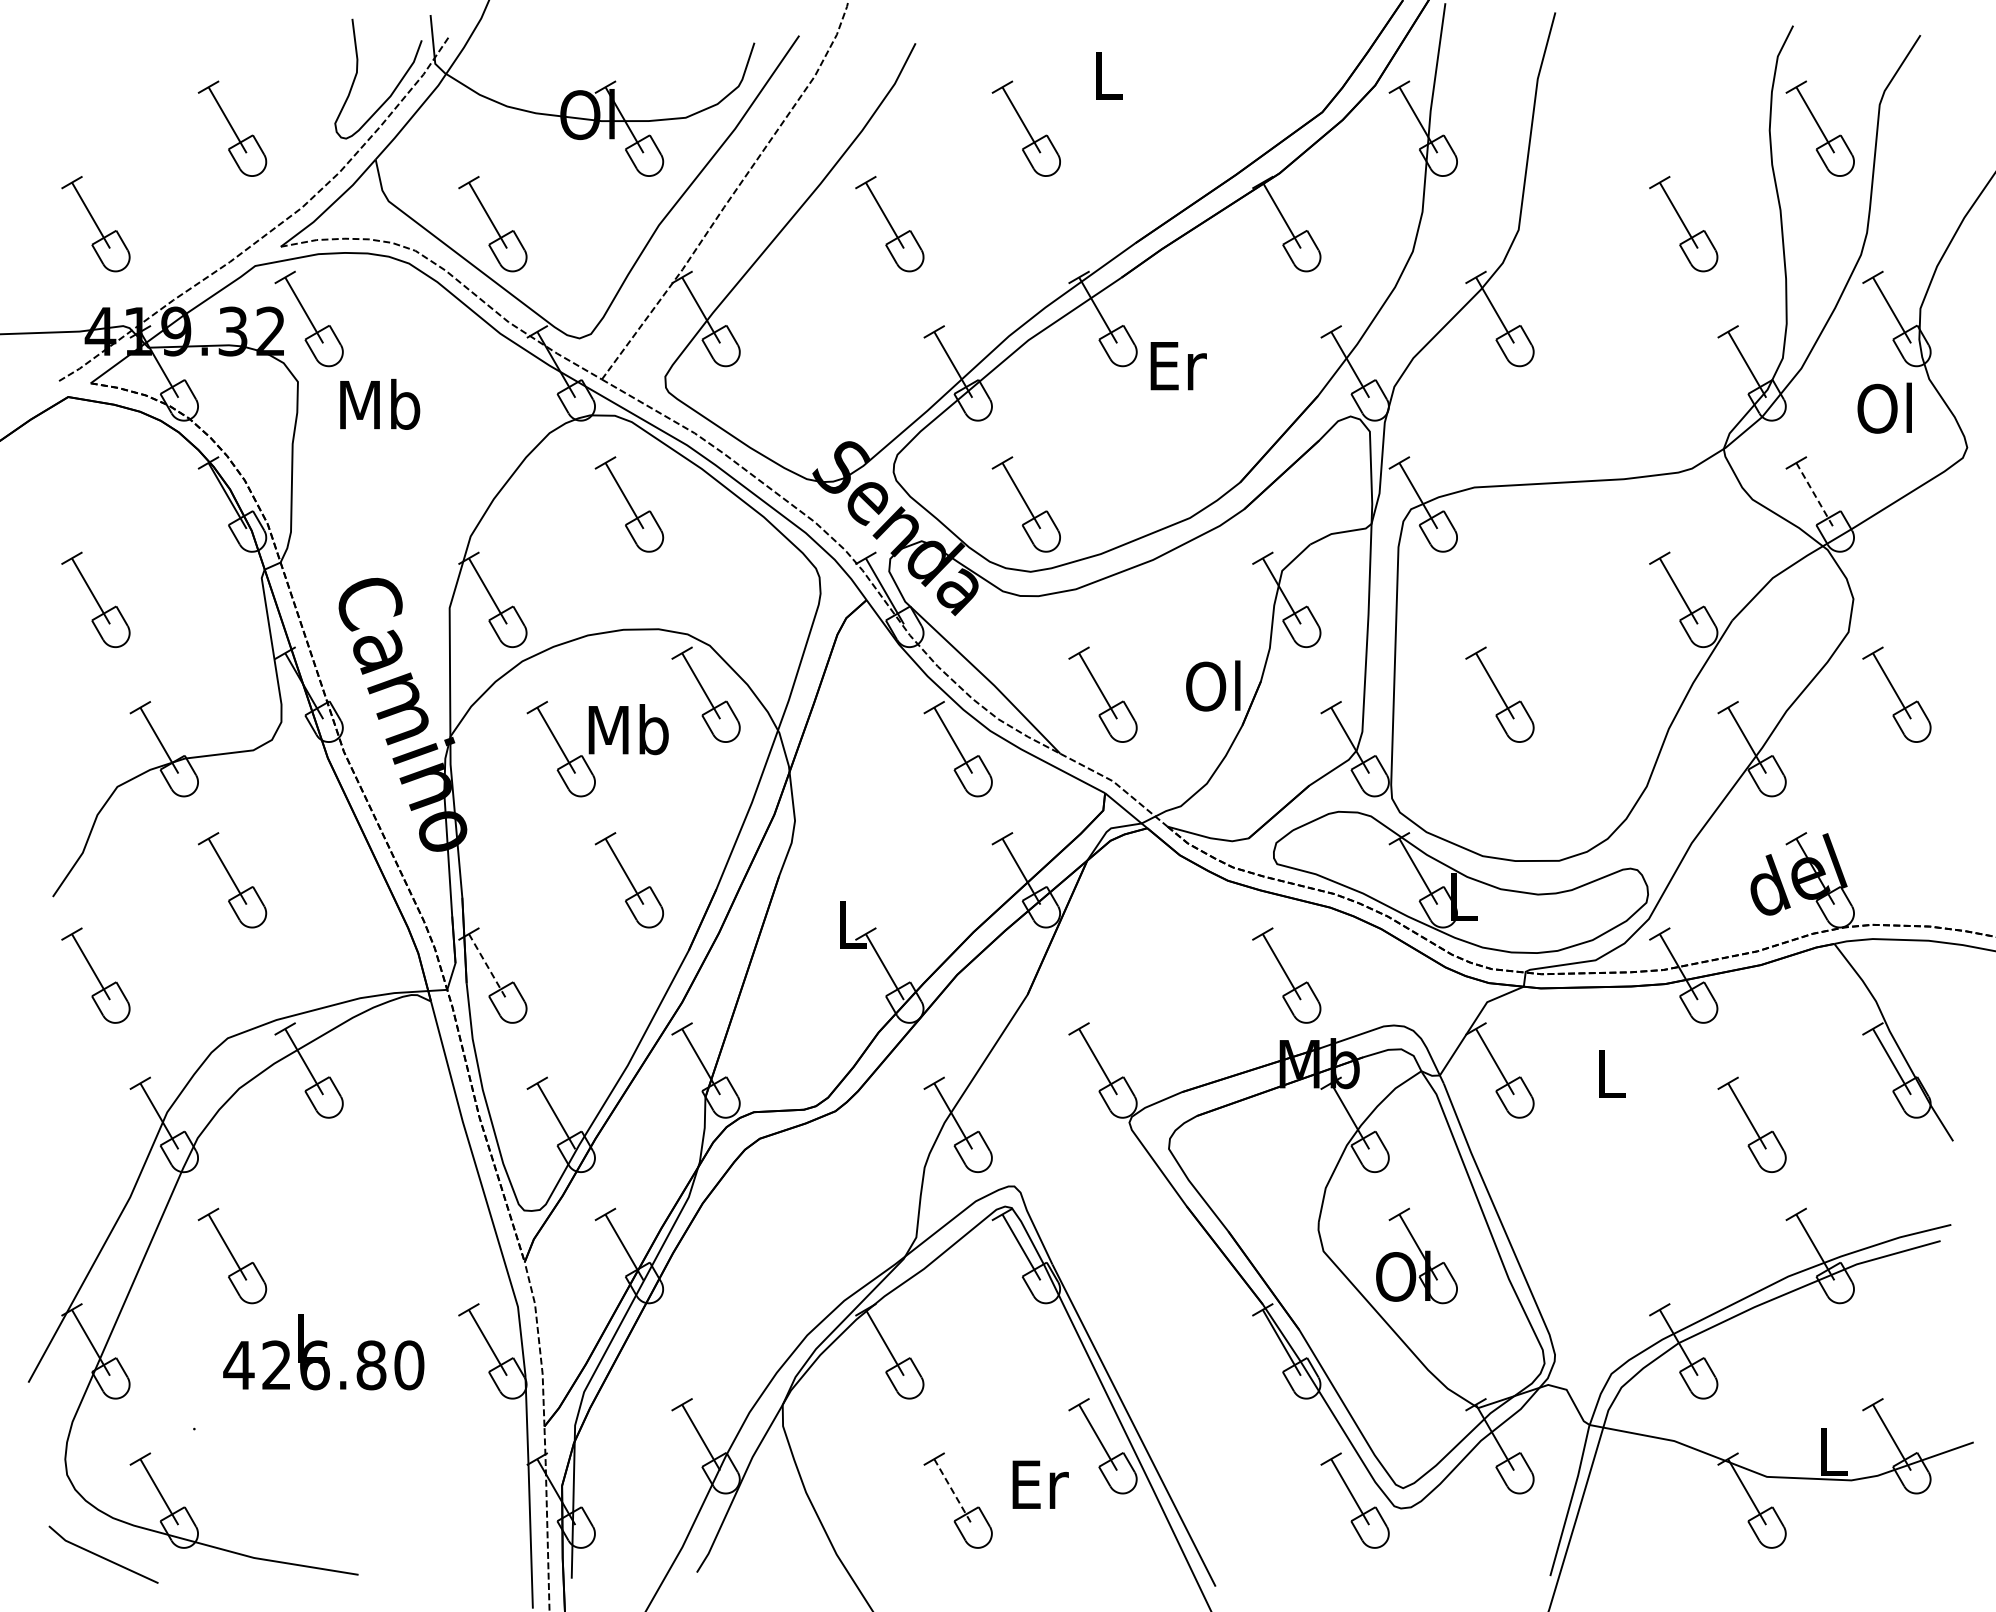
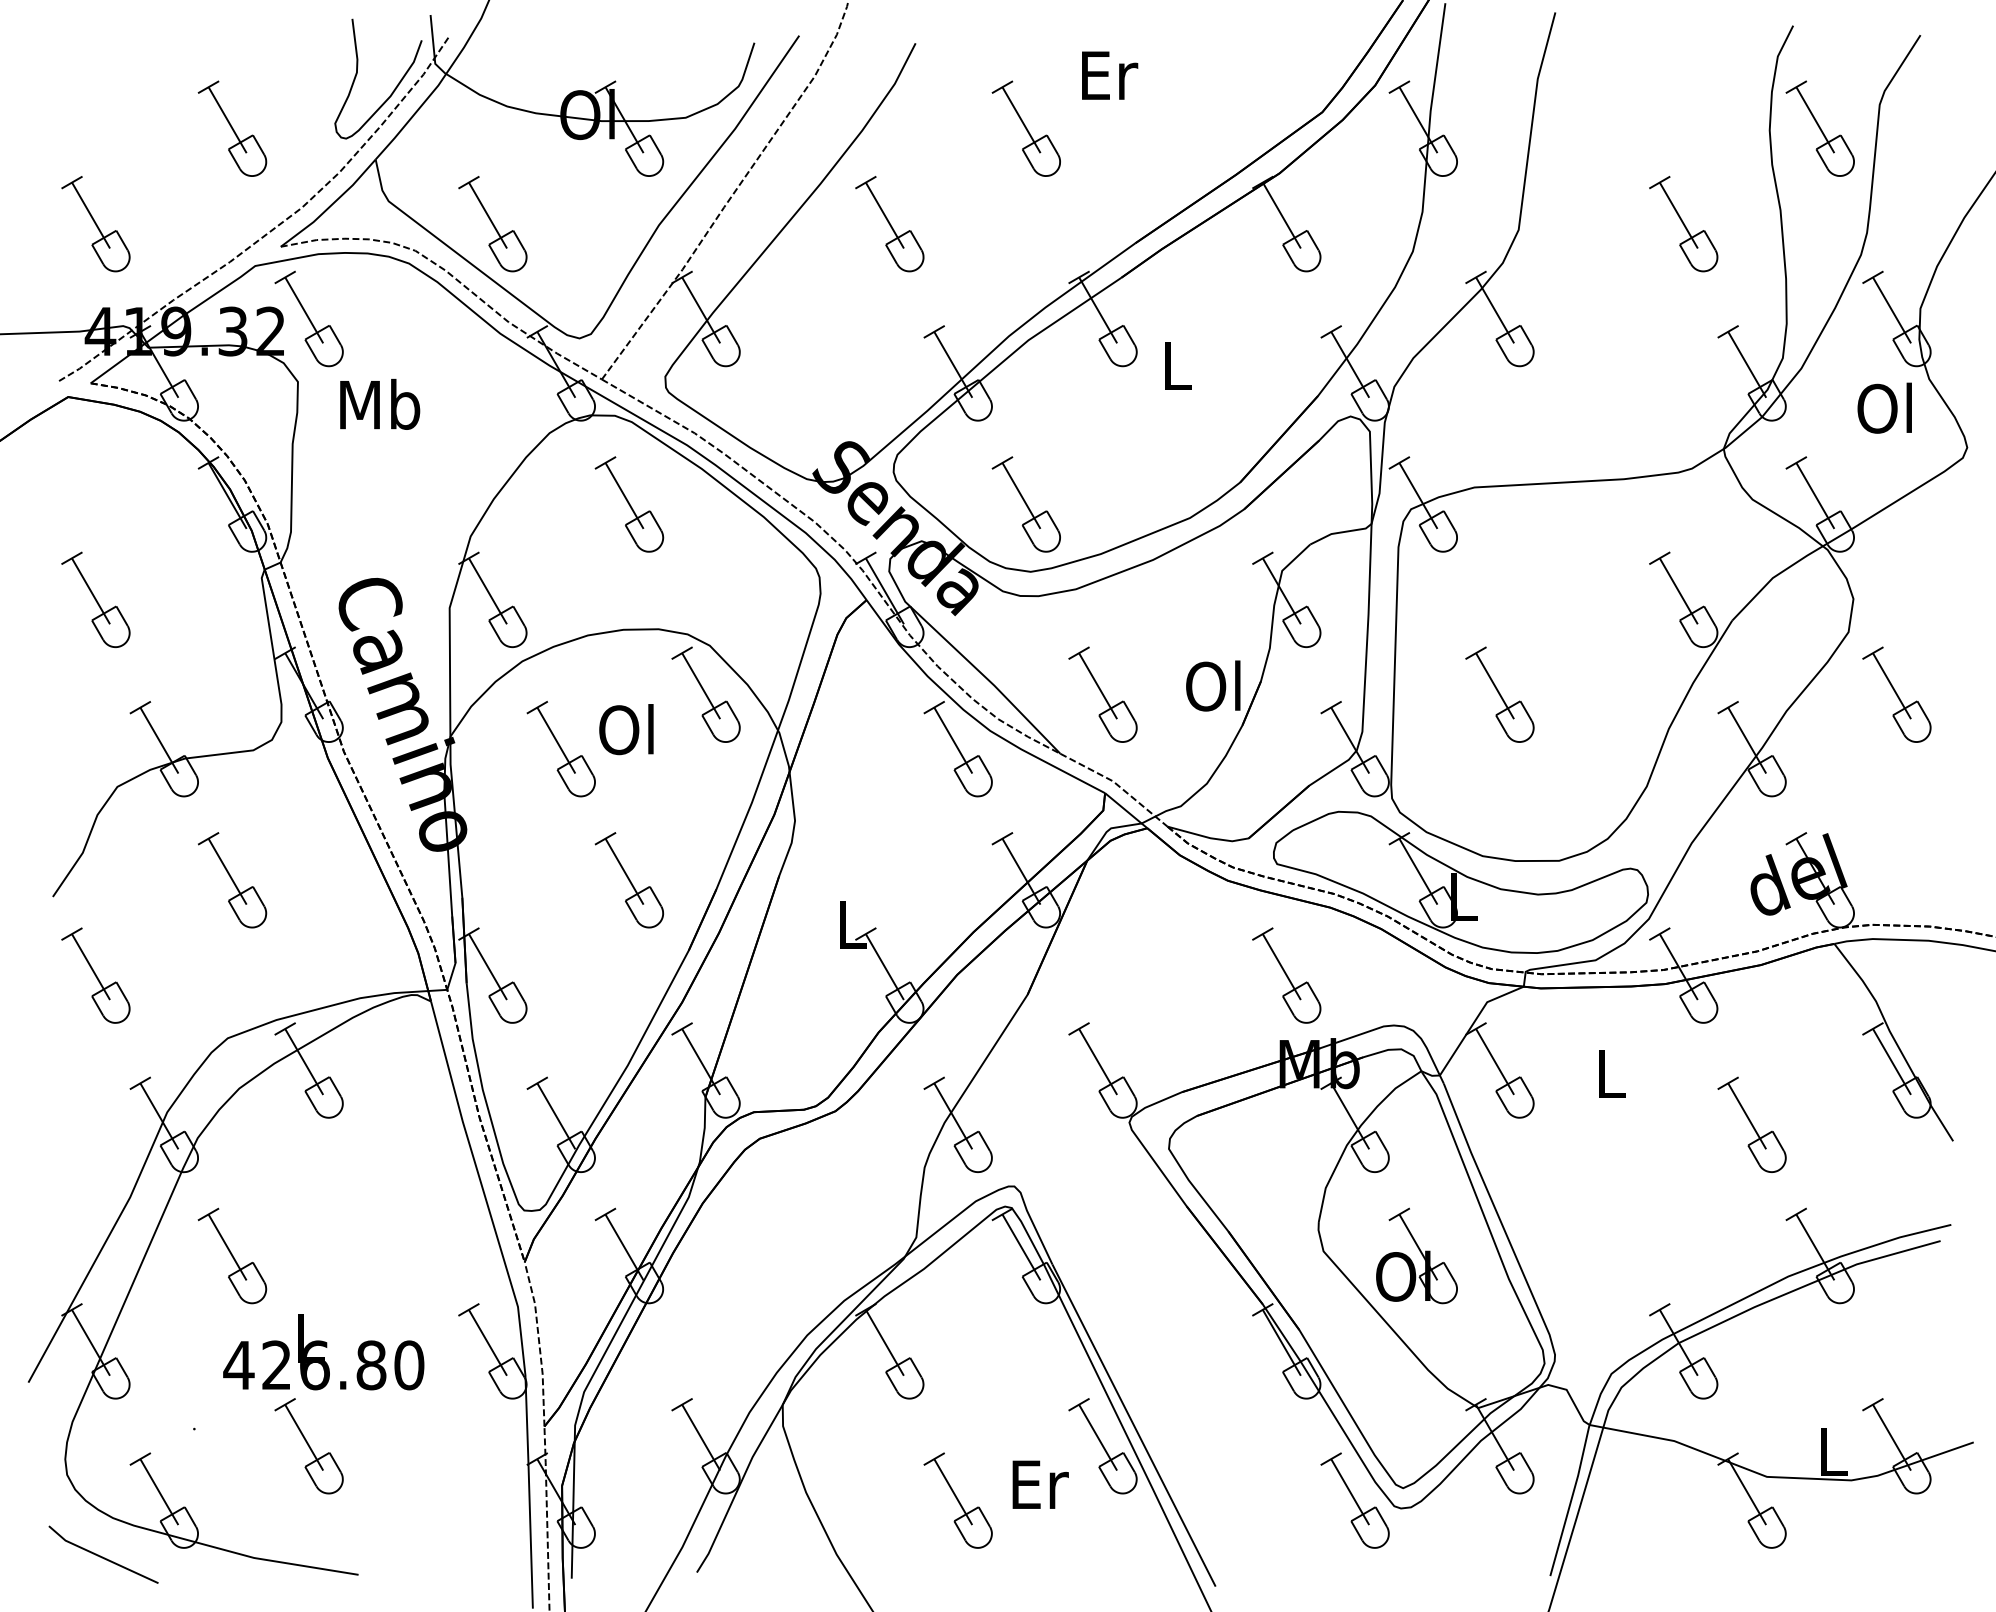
text: L -> Er (1110, 75)
text: Er -> L (1178, 366)
line: dashed -> solid (1815, 496)
text: Mb -> Ol (628, 729)
line: dashed -> solid (488, 967)
part: none -> present (308, 1446)
line: dashed -> solid (953, 1492)
